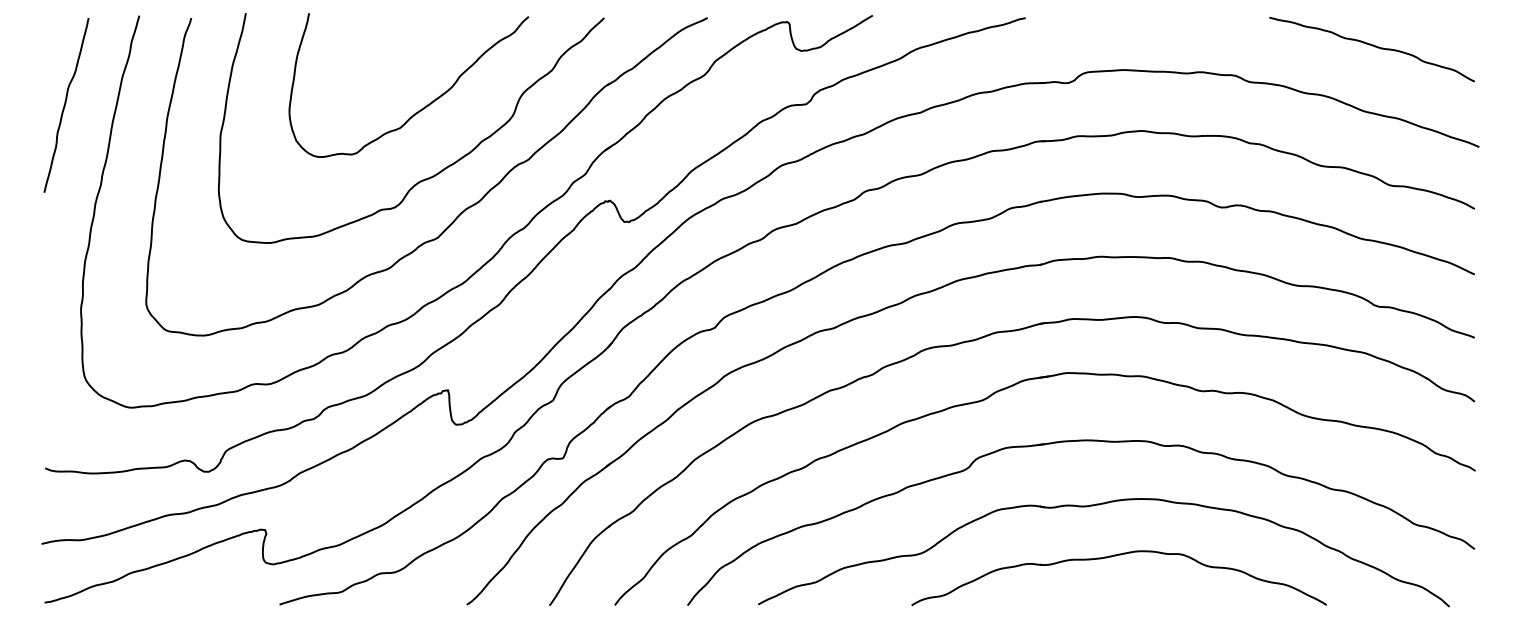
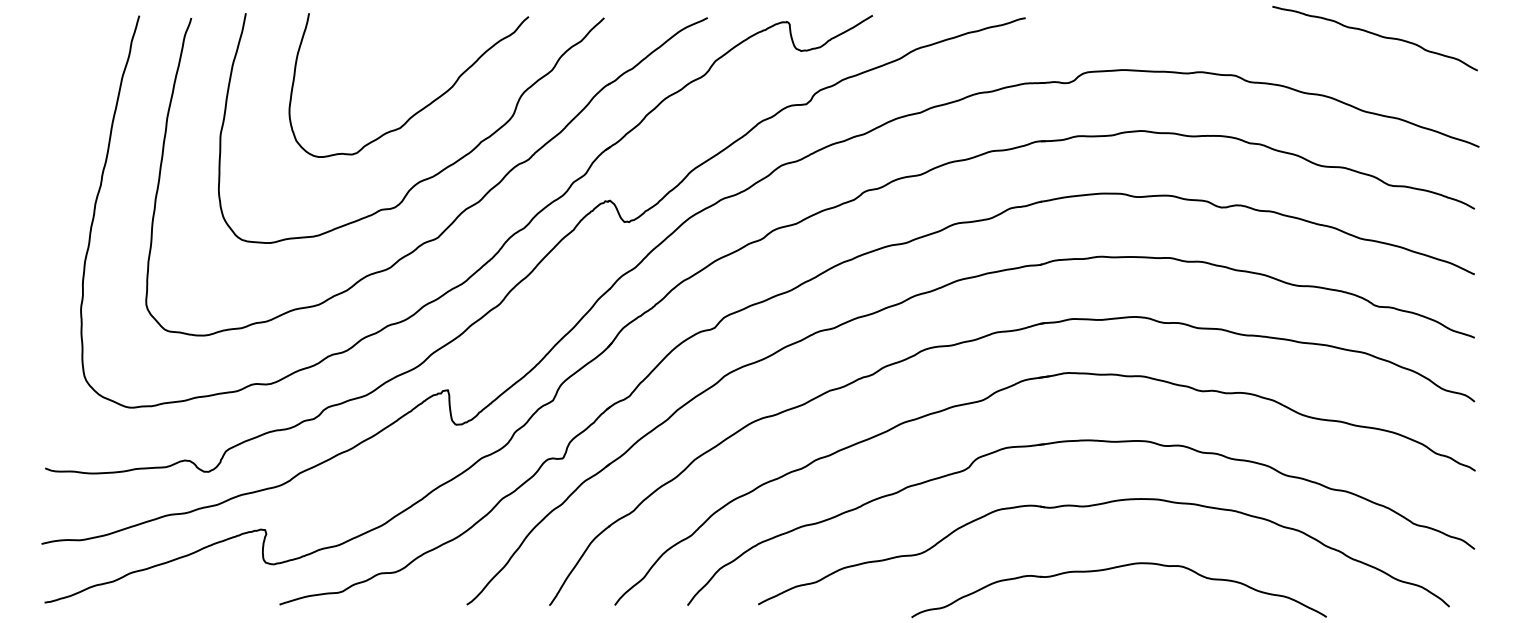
curve position: (1372, 46) -> (1375, 35) (1375, 35)
curve: present -> none (65, 105)
part position: (1116, 556) -> (1116, 568) (1116, 568)
